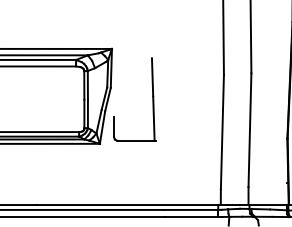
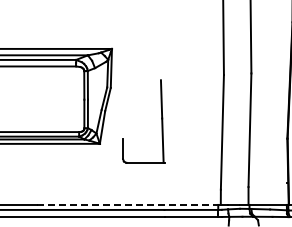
part position: (152, 99) -> (161, 121) (161, 121)
line: solid -> dashed (129, 204)
